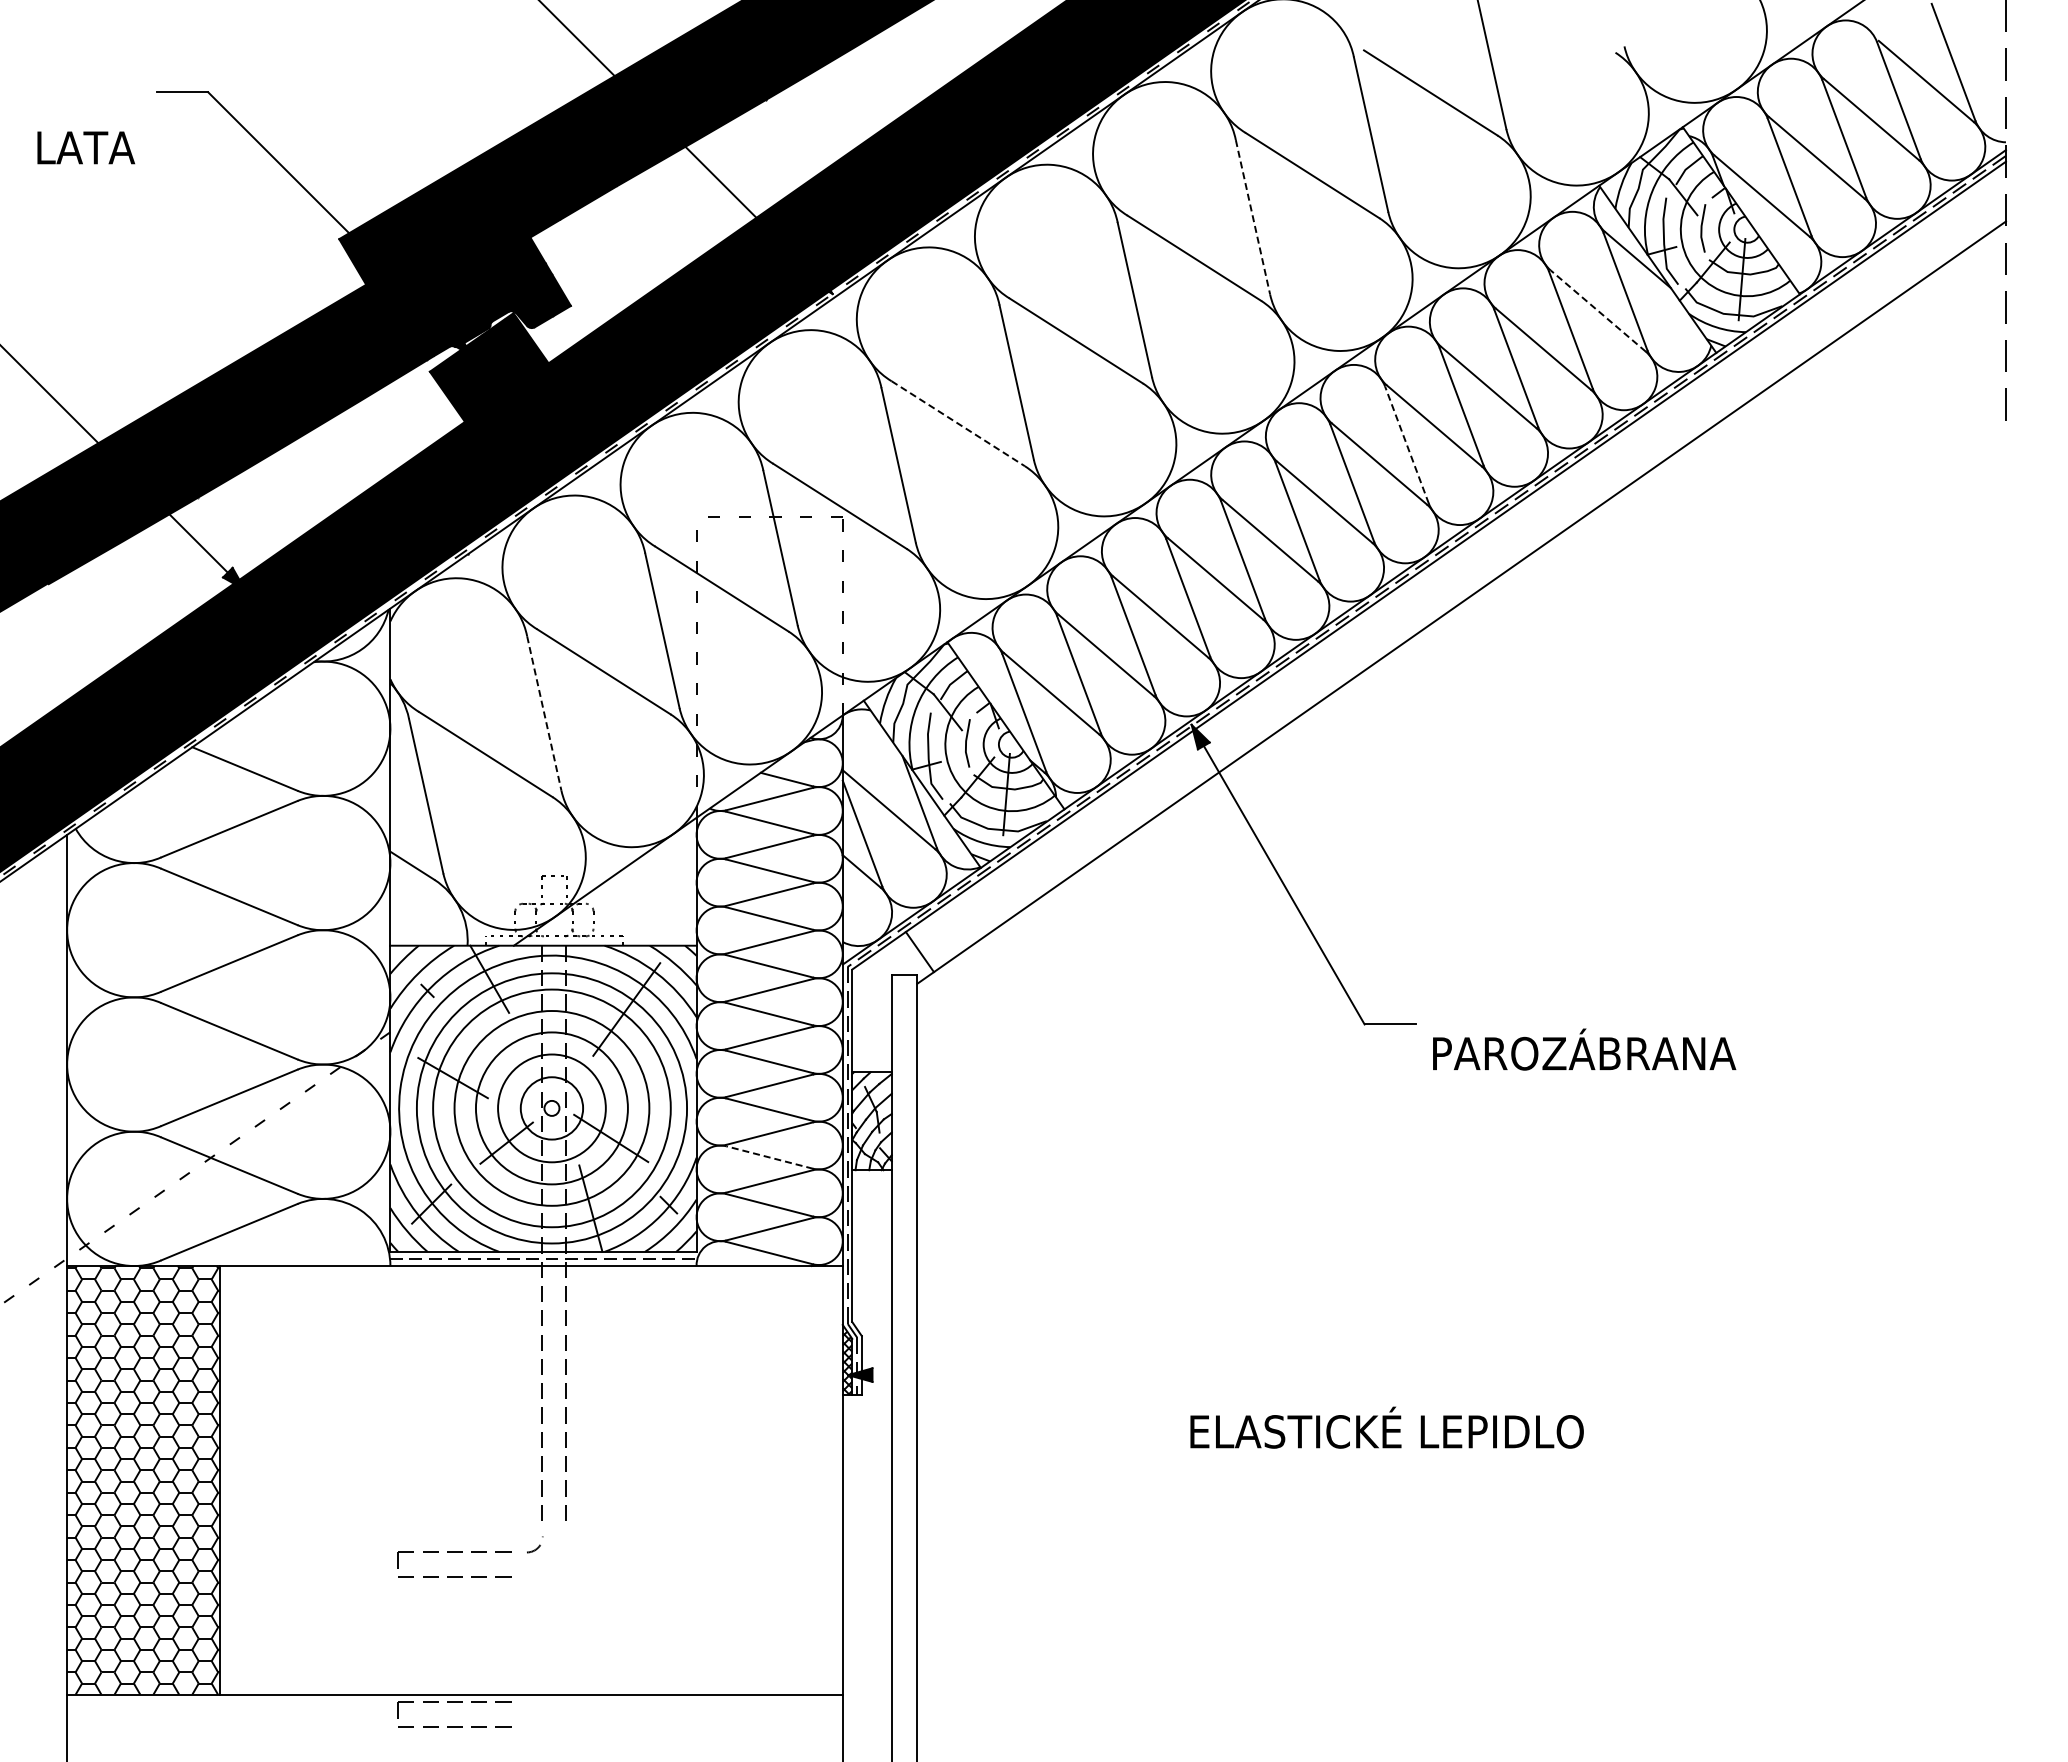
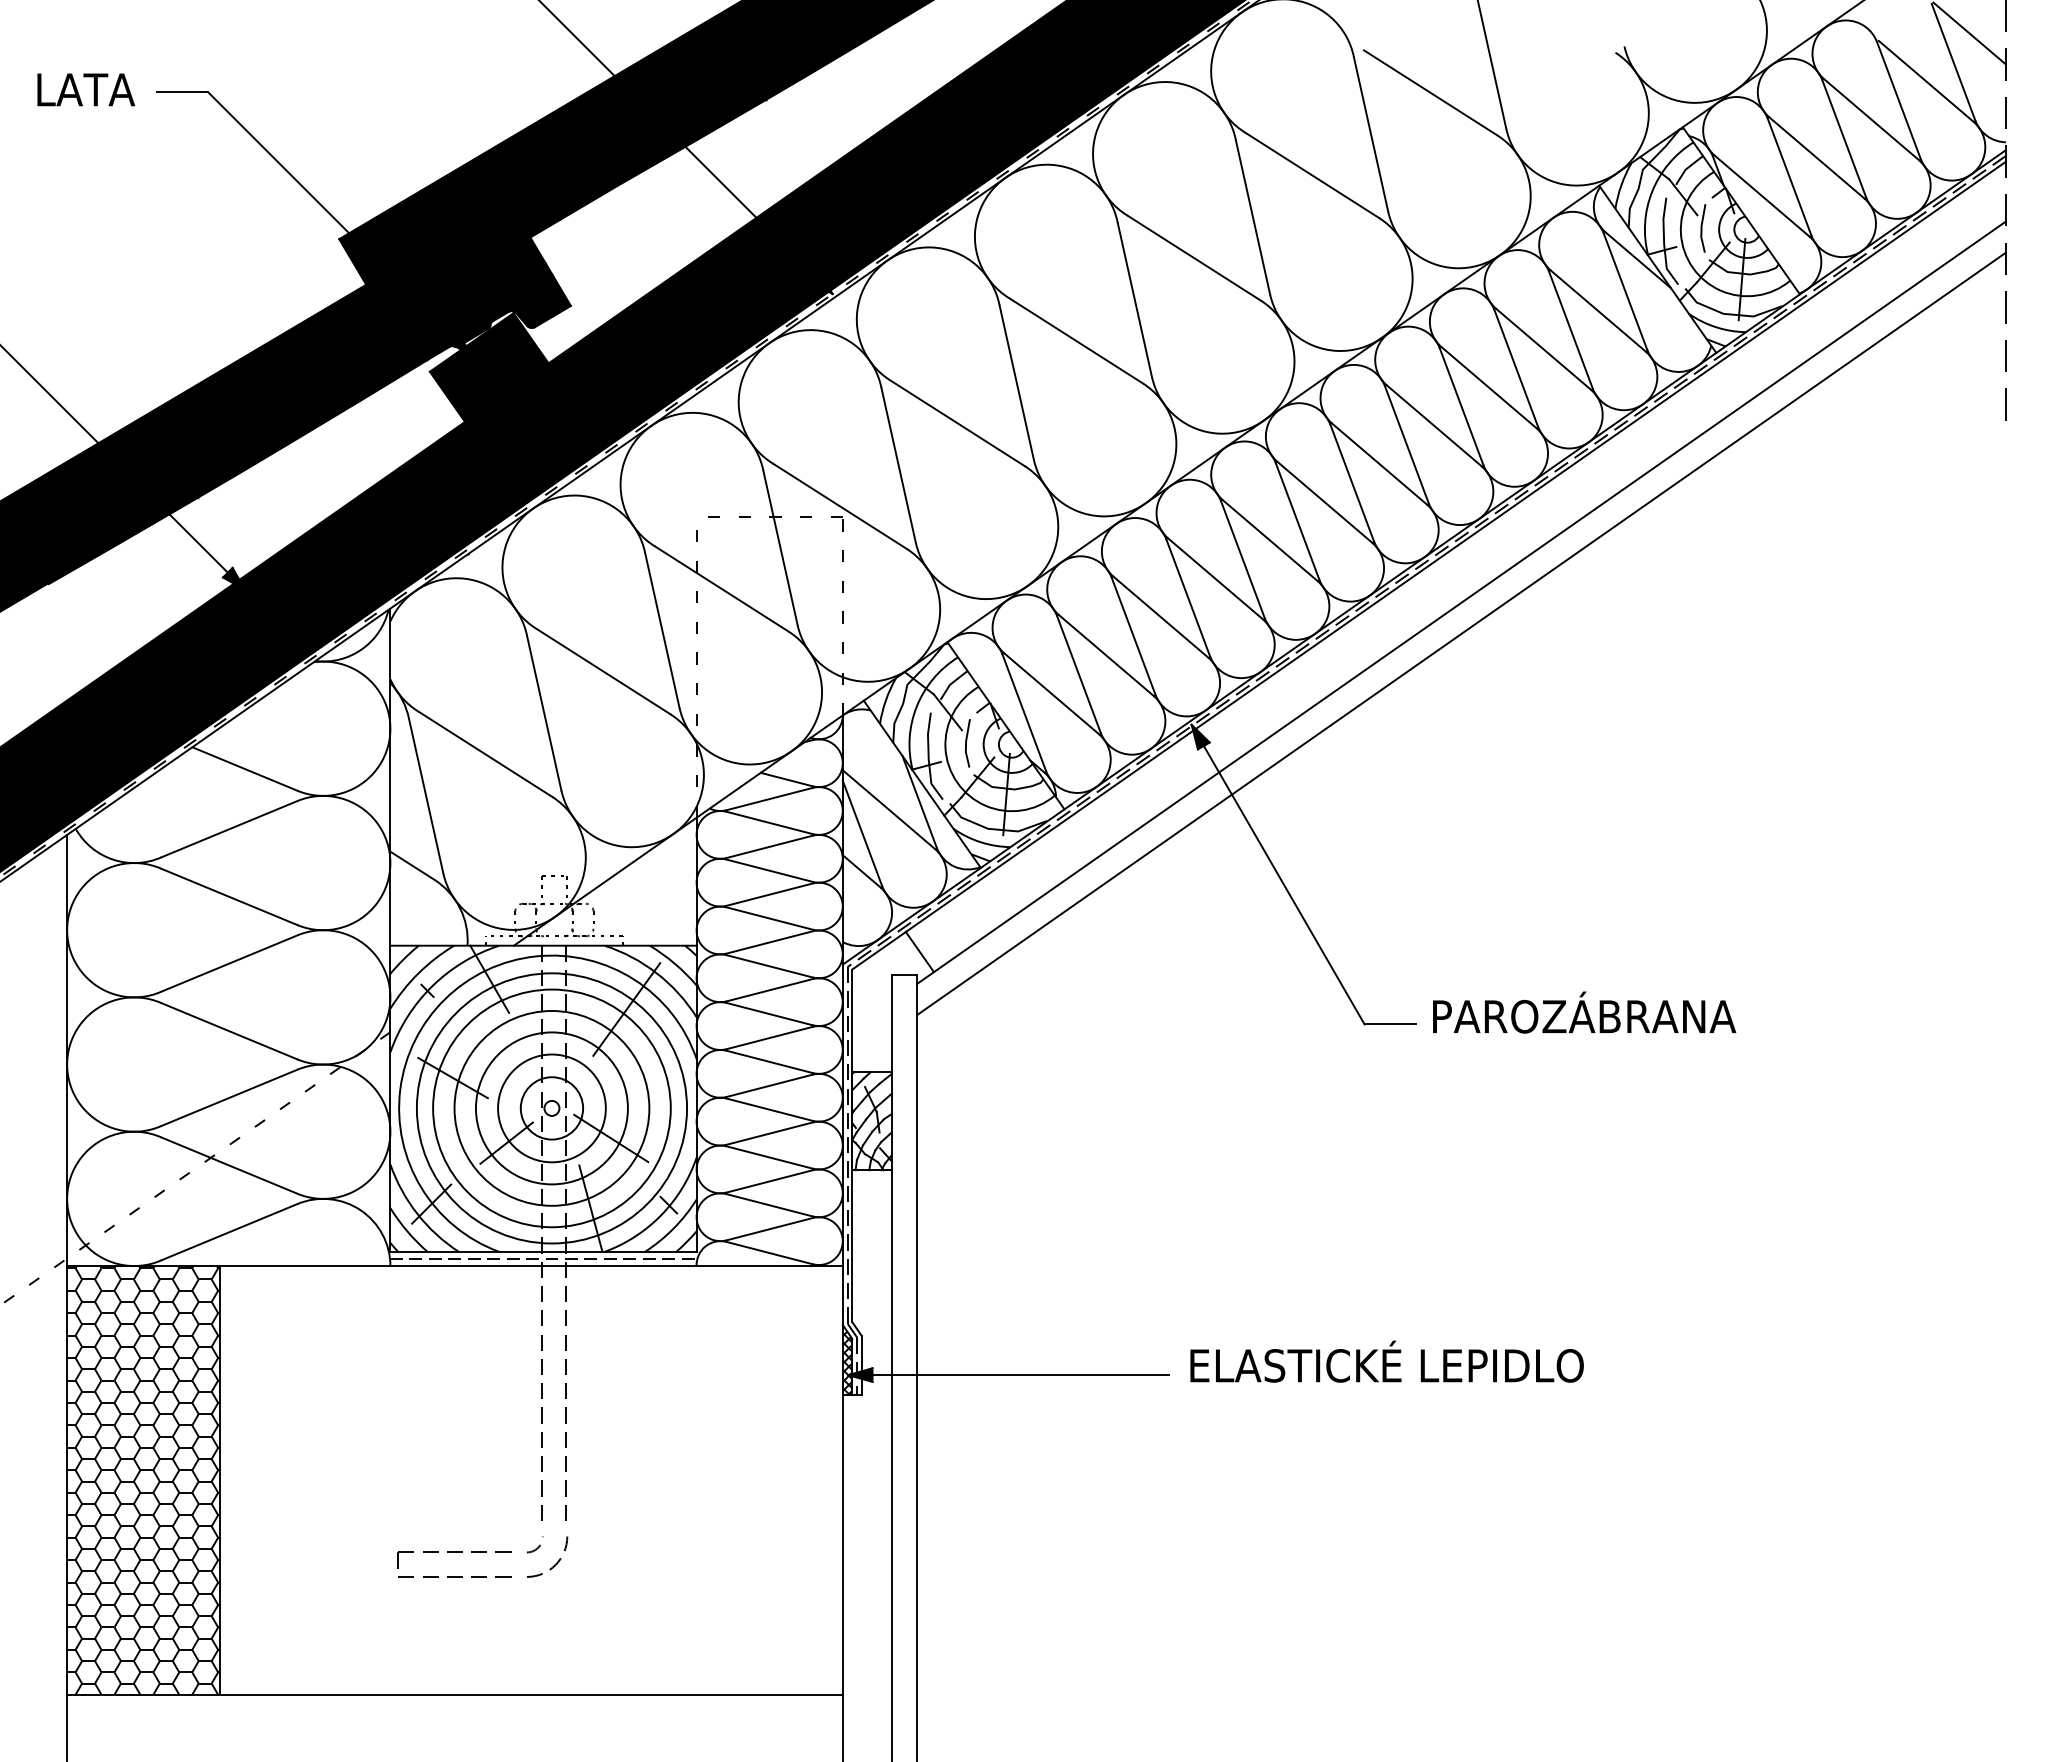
line: none -> present (1969, 33)
text position: (86, 147) -> (86, 89) (86, 89)
line: dashed -> solid (1253, 217)
line: dashed -> solid (1597, 310)
line: dashed -> solid (958, 423)
line: dashed -> solid (1406, 444)
line: none -> present (1461, 633)
line: dashed -> solid (544, 714)
text position: (1584, 1049) -> (1584, 1012) (1584, 1012)
line: dashed -> solid (769, 1157)
line: none -> present (1020, 1375)
text position: (1386, 1427) -> (1386, 1361) (1386, 1361)
arc: none -> present (555, 1563)
part: present -> none (454, 1702)
